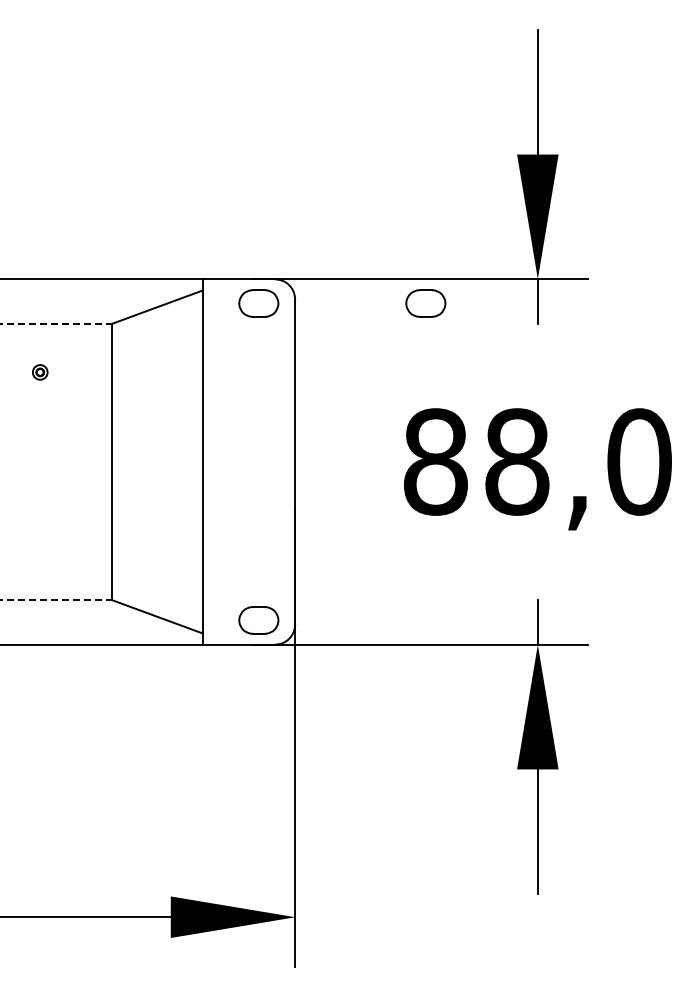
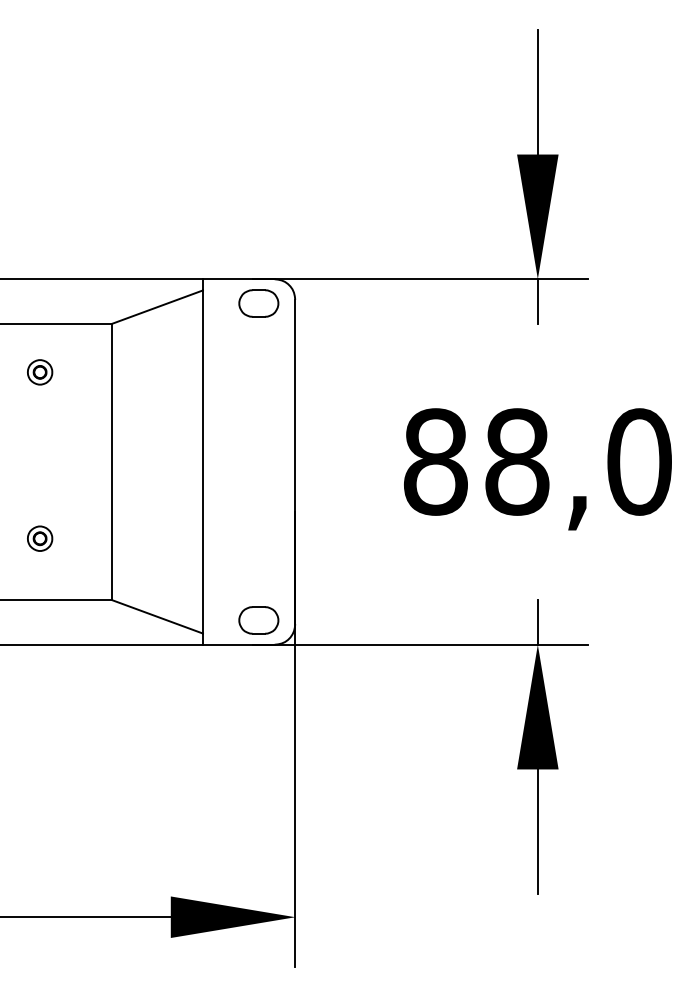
part: present -> none (425, 303)
line: dashed -> solid (56, 323)
part size: 17x17 px -> 27x27 px (40, 372)
part: none -> present (40, 538)
line: dashed -> solid (56, 600)
